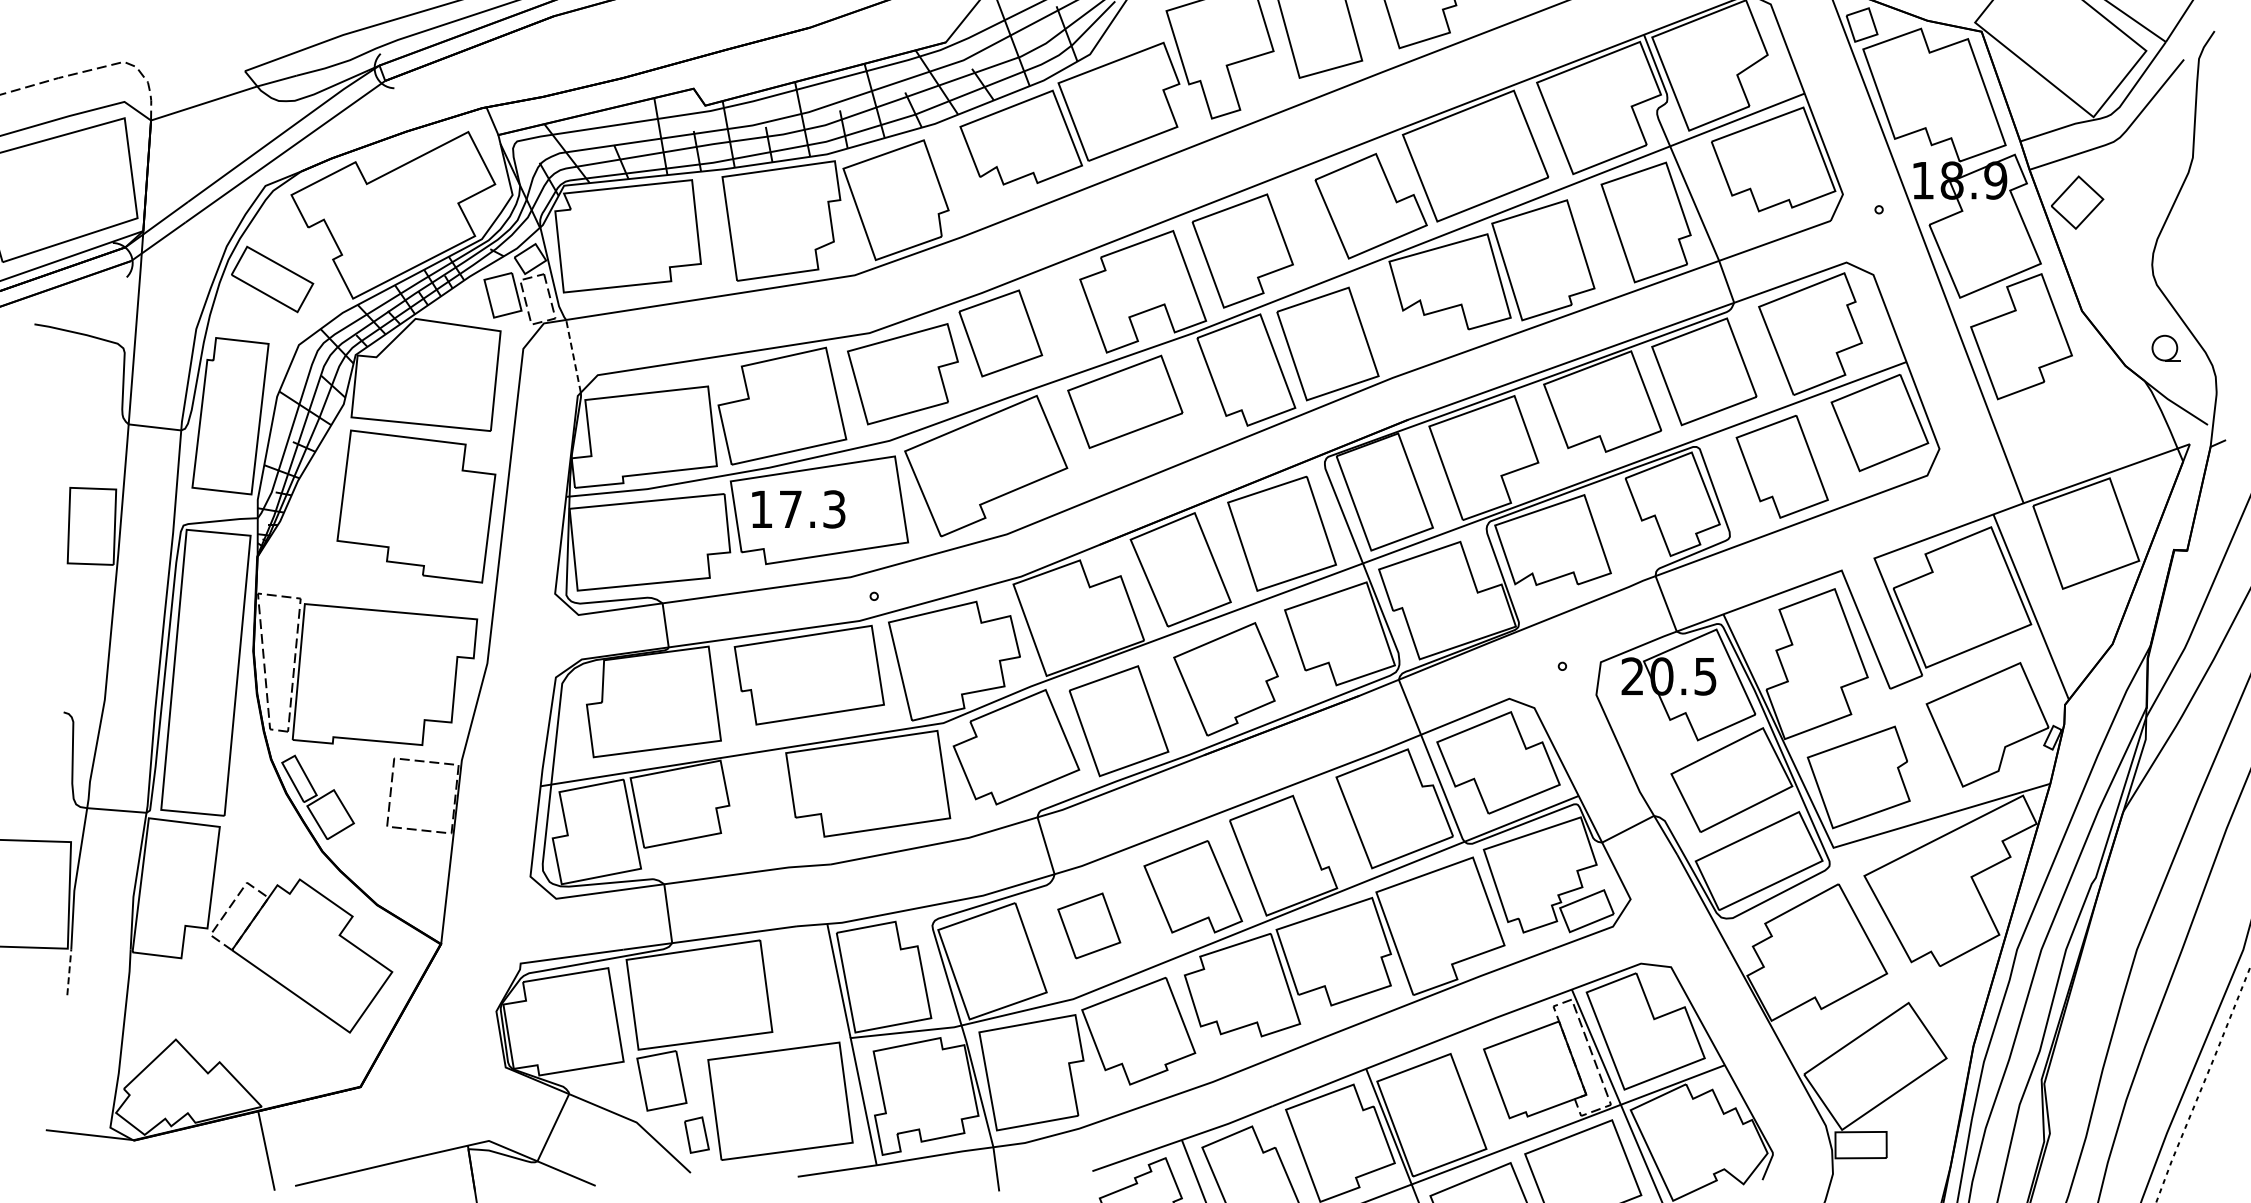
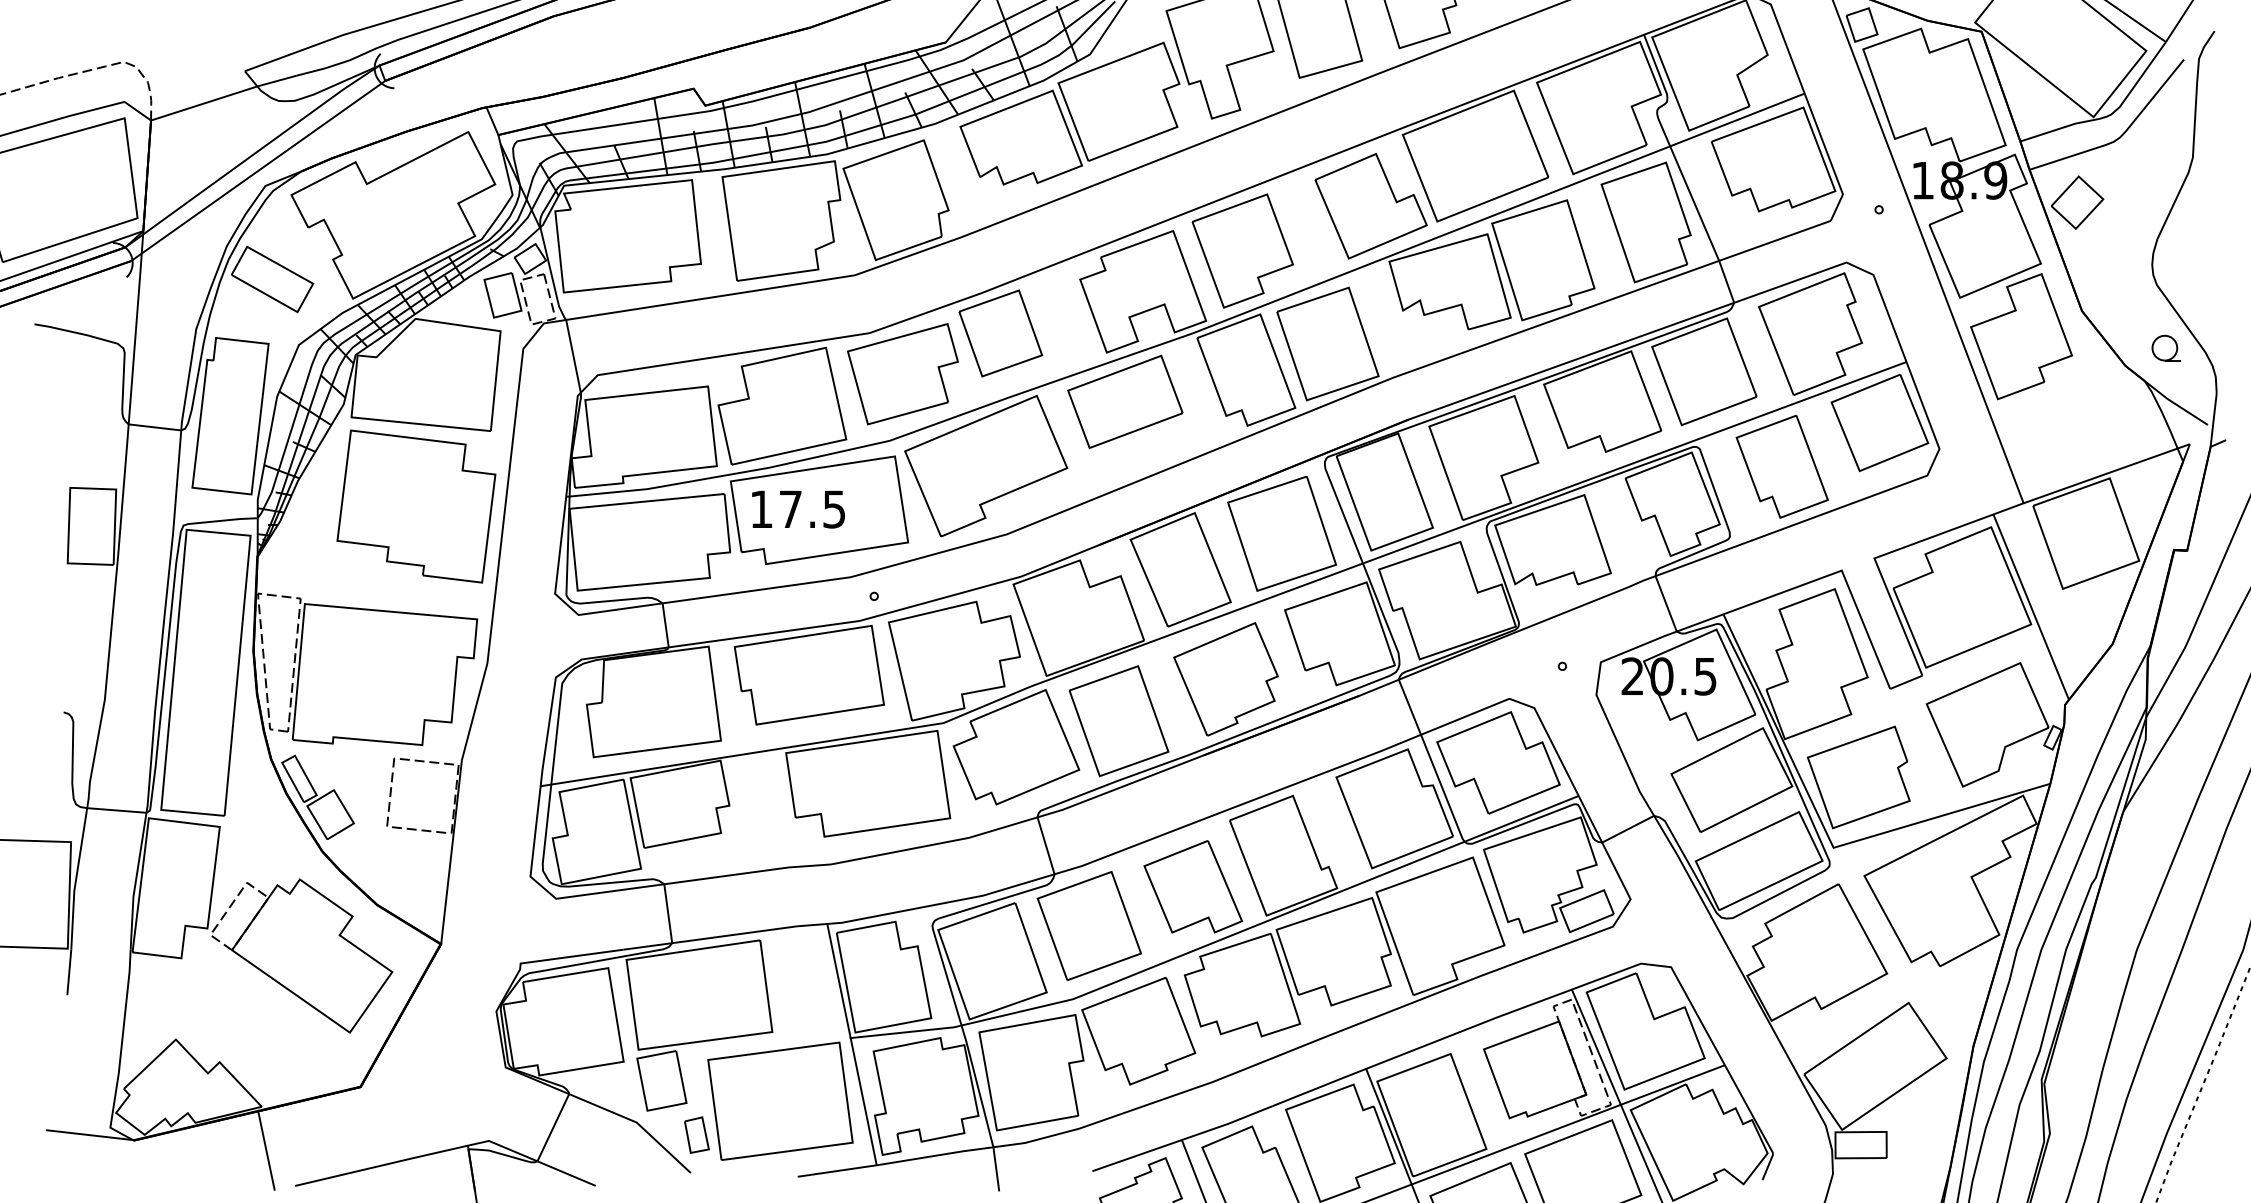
line: dashed -> solid (573, 355)
text: 17.3 -> 17.5 (834, 509)
part size: 65x68 px -> 106x110 px (1088, 925)
line: dashed -> solid (69, 972)
